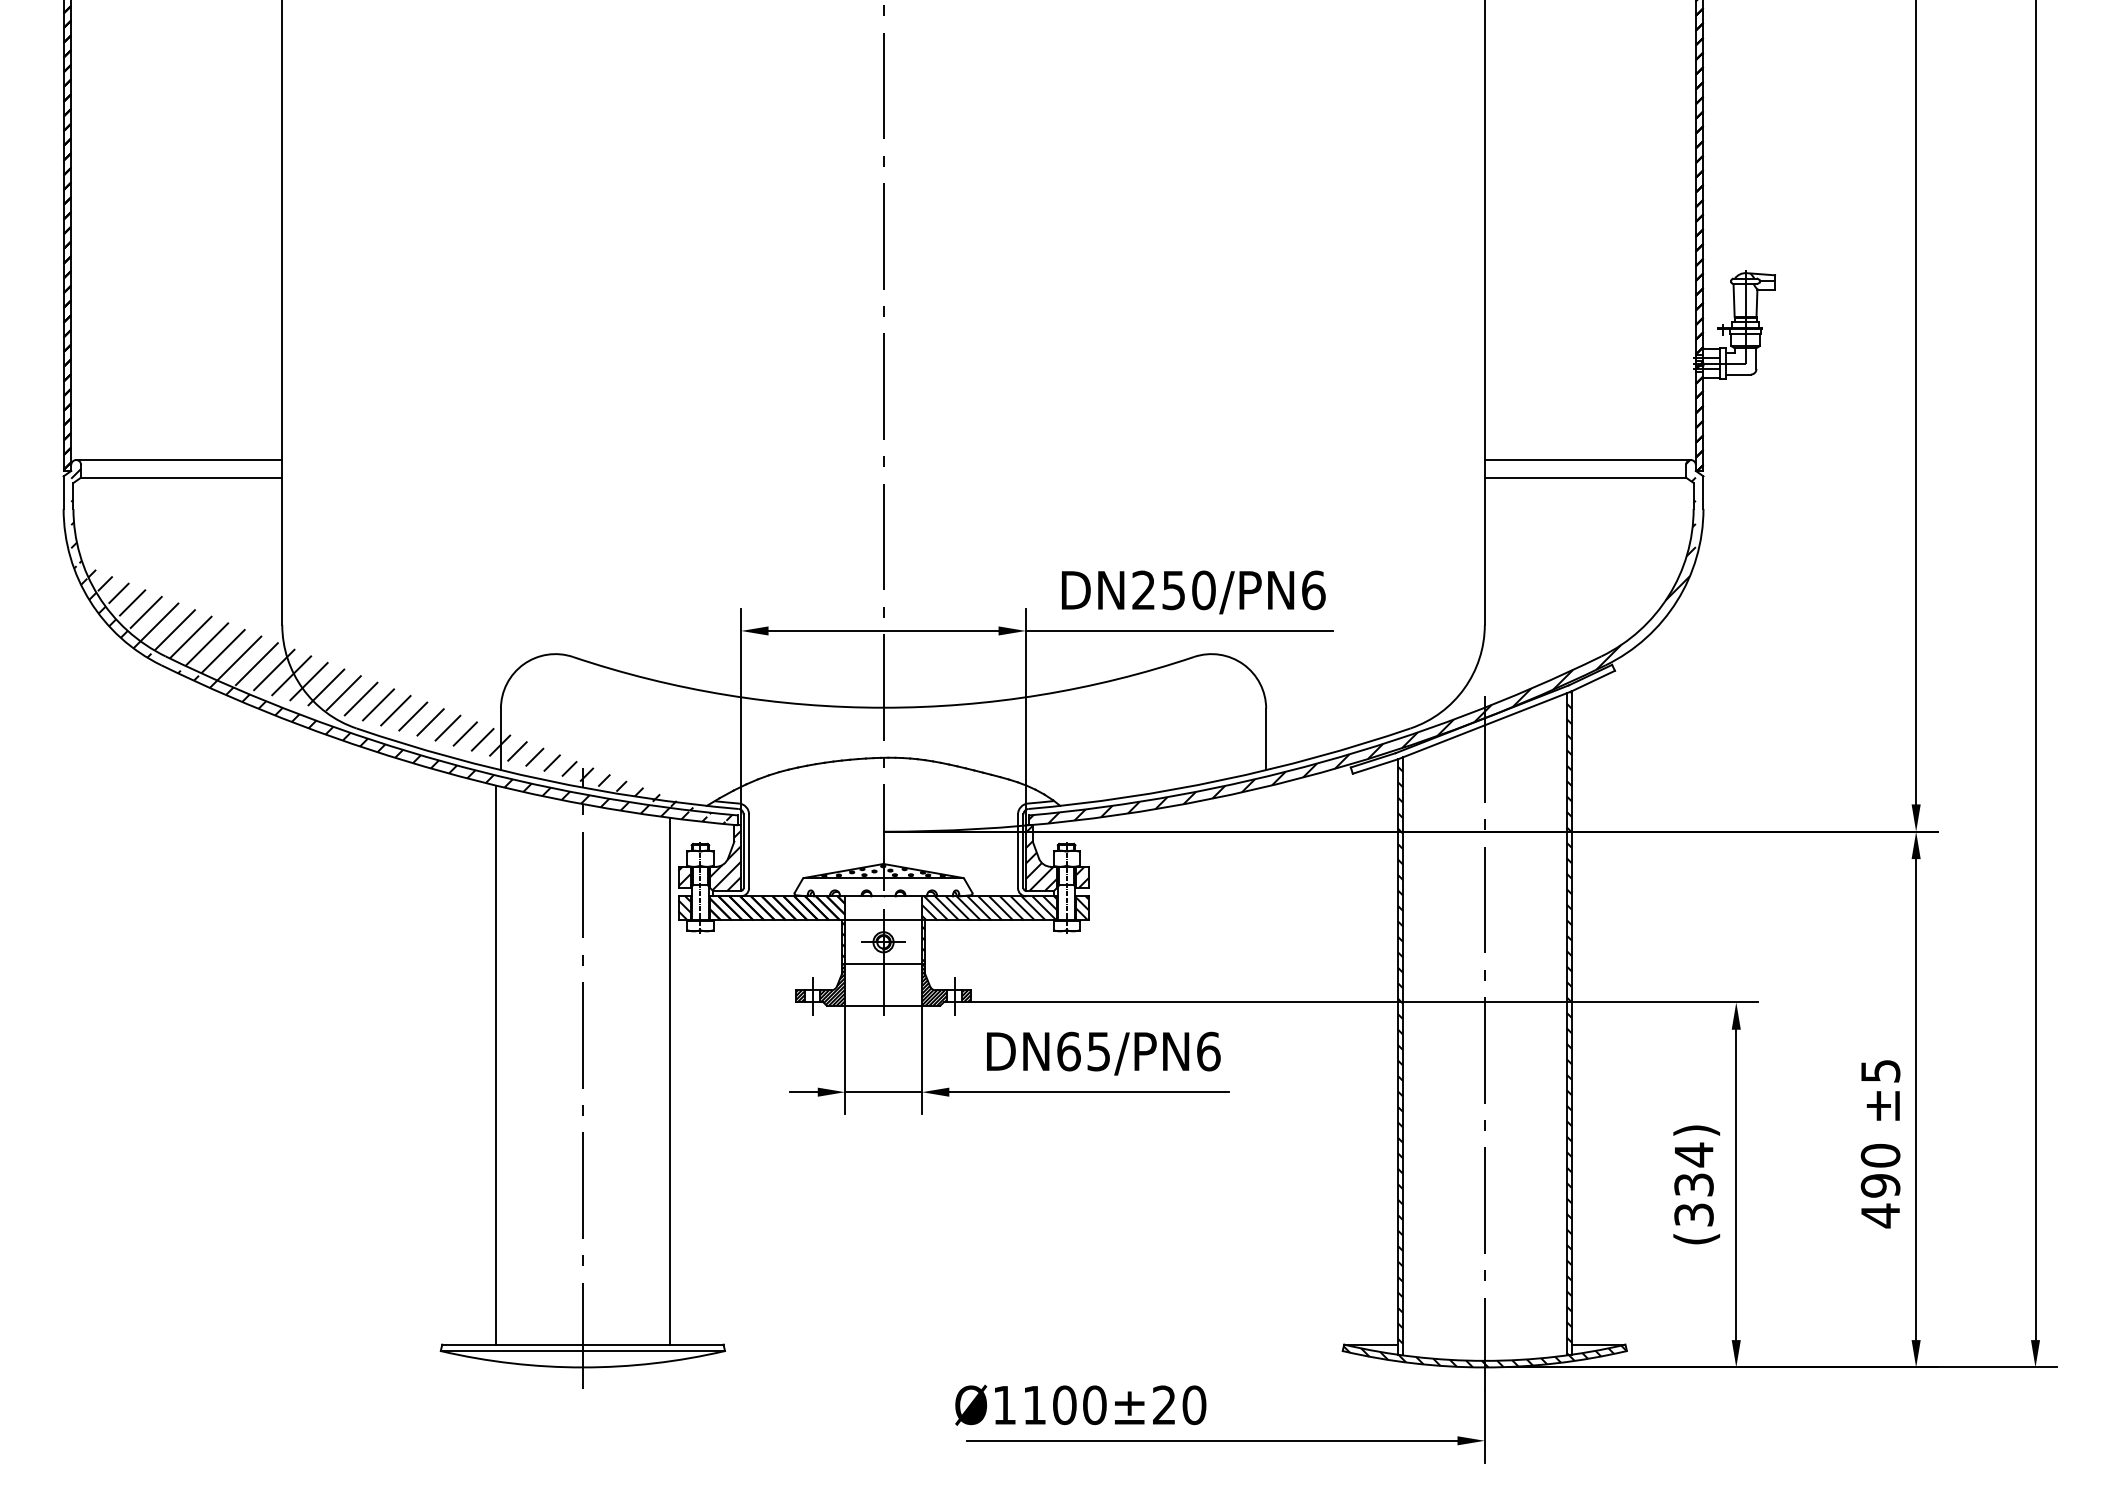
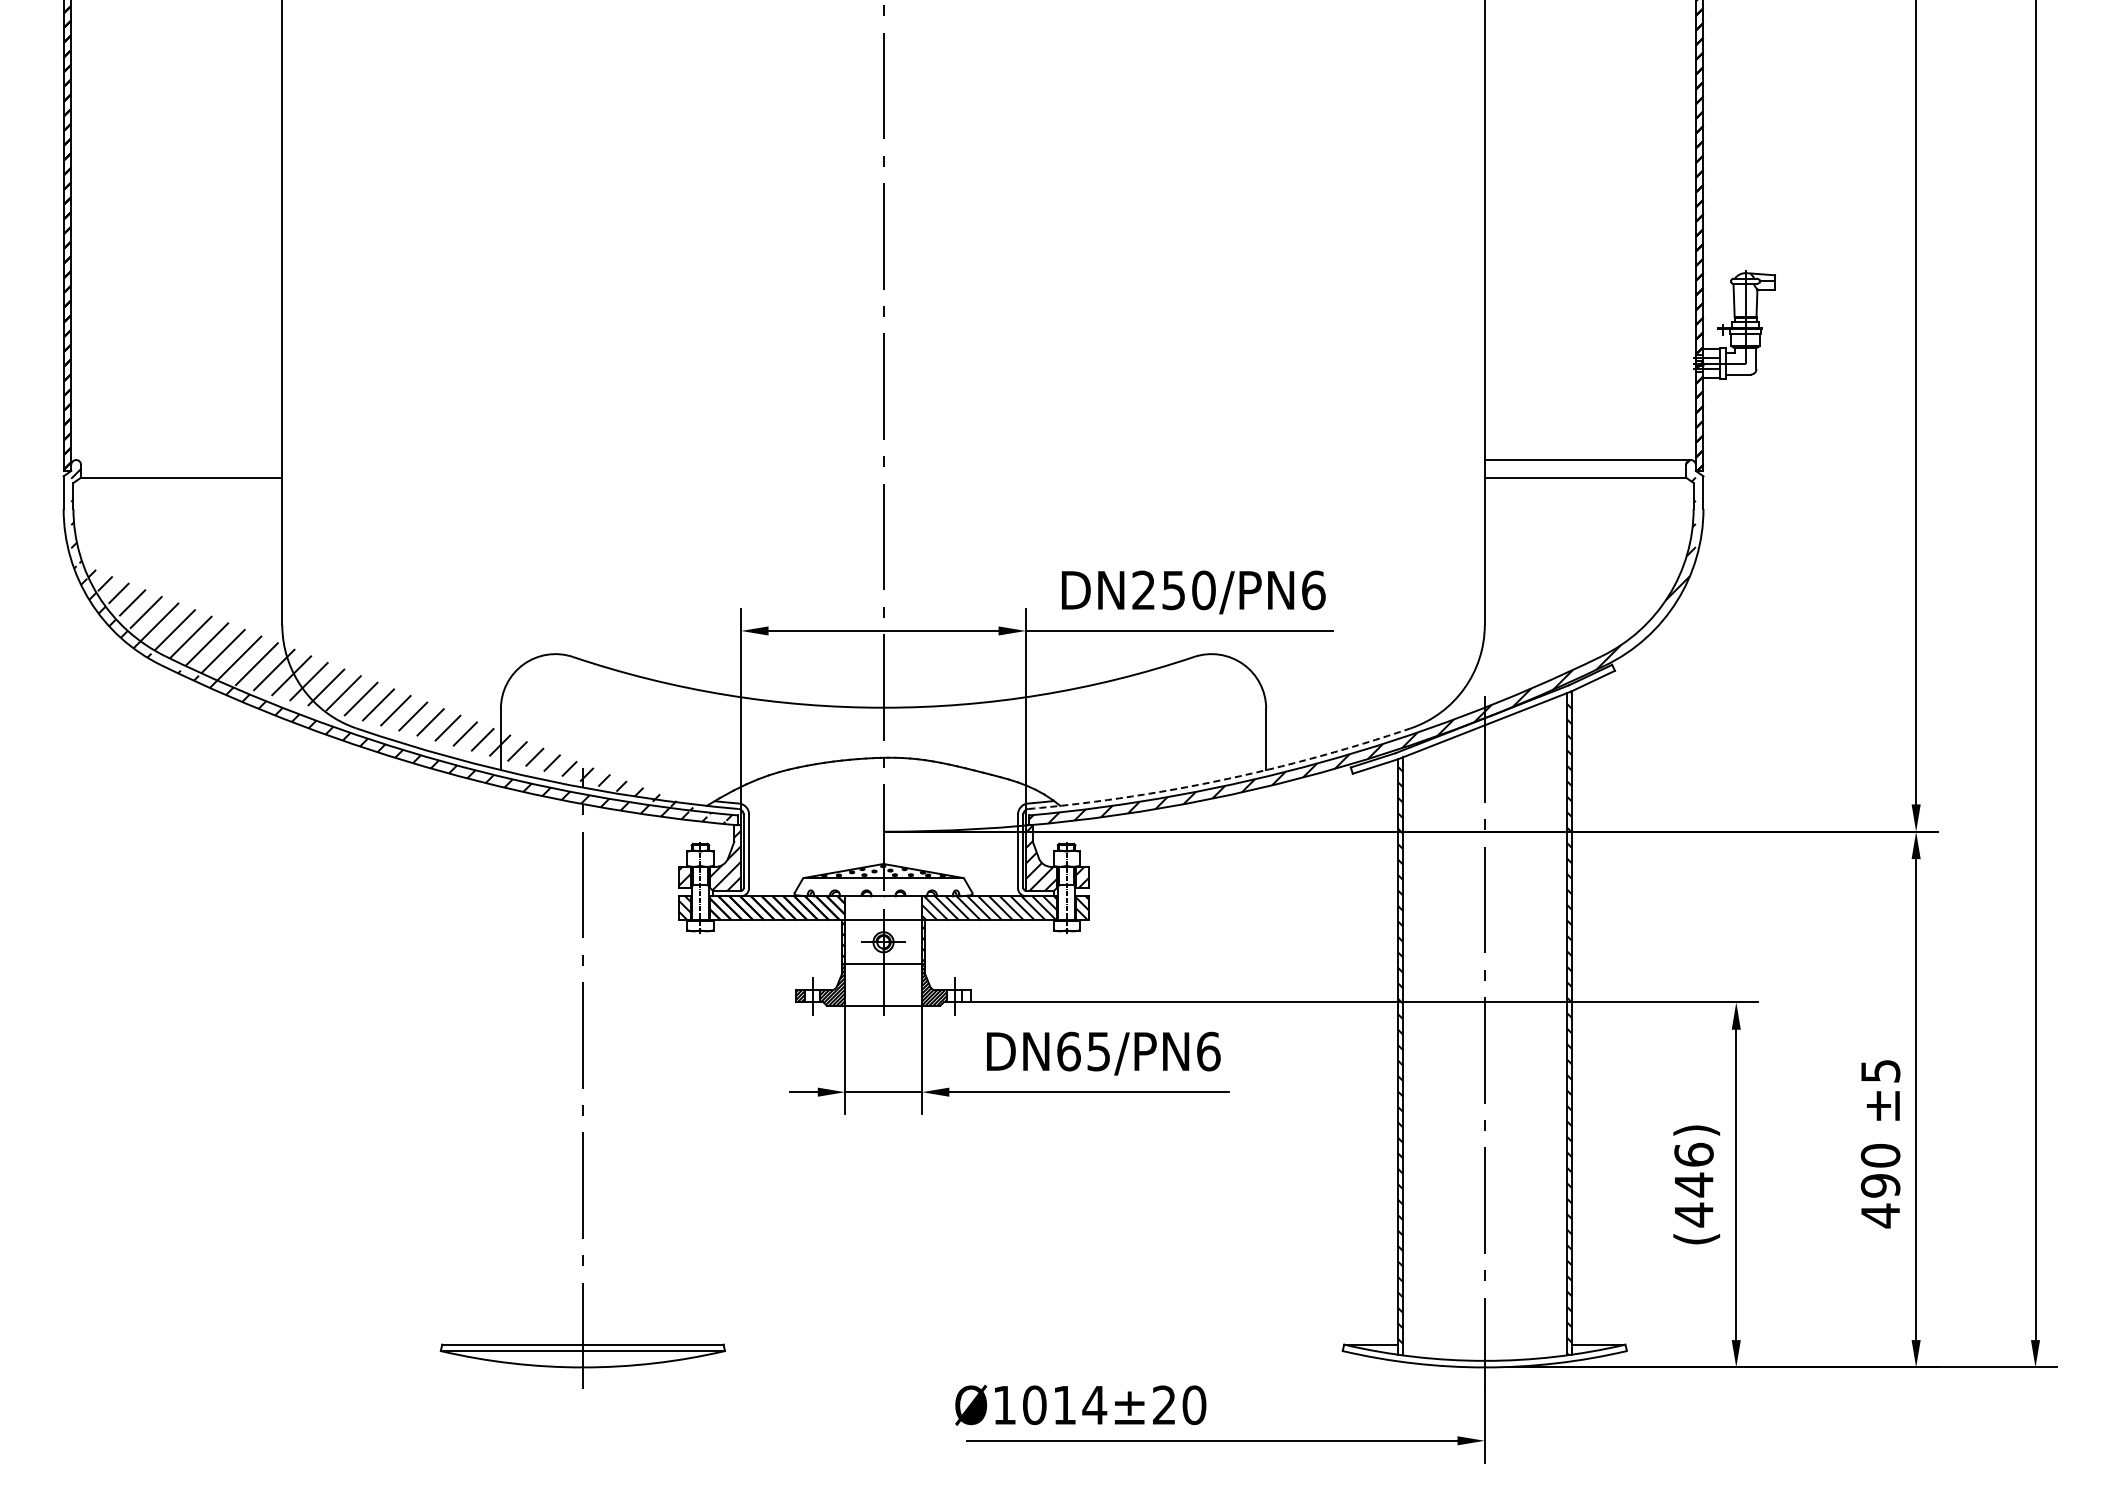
line: present -> none (179, 460)
arc: solid -> dashed (1221, 780)
hatch: present -> none (966, 996)
line: present -> none (496, 1064)
line: present -> none (669, 1080)
text: (334) -> (446) (1693, 1184)
hatch: present -> none (1484, 1356)
text: Ø1100 -> Ø1014 (1065, 1405)
